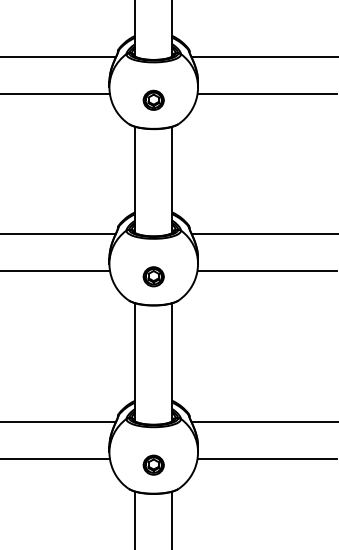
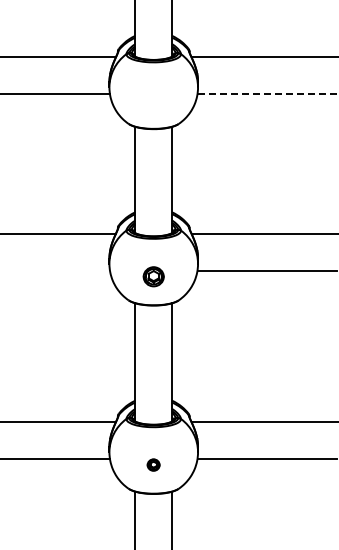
line: solid -> dashed (267, 94)
part: present -> none (153, 99)
line: present -> none (55, 270)
part size: 23x22 px -> 15x14 px (153, 464)
